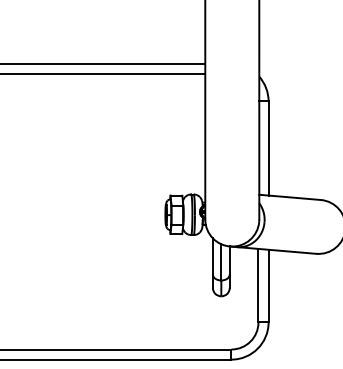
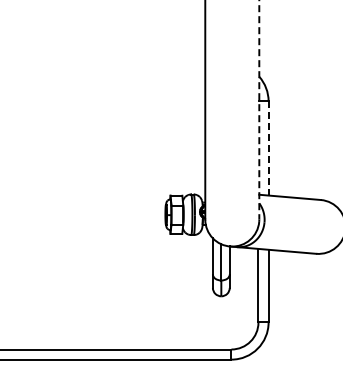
line: present -> none (103, 64)
line: present -> none (103, 74)
line: solid -> dashed (259, 110)
line: solid -> dashed (268, 147)
